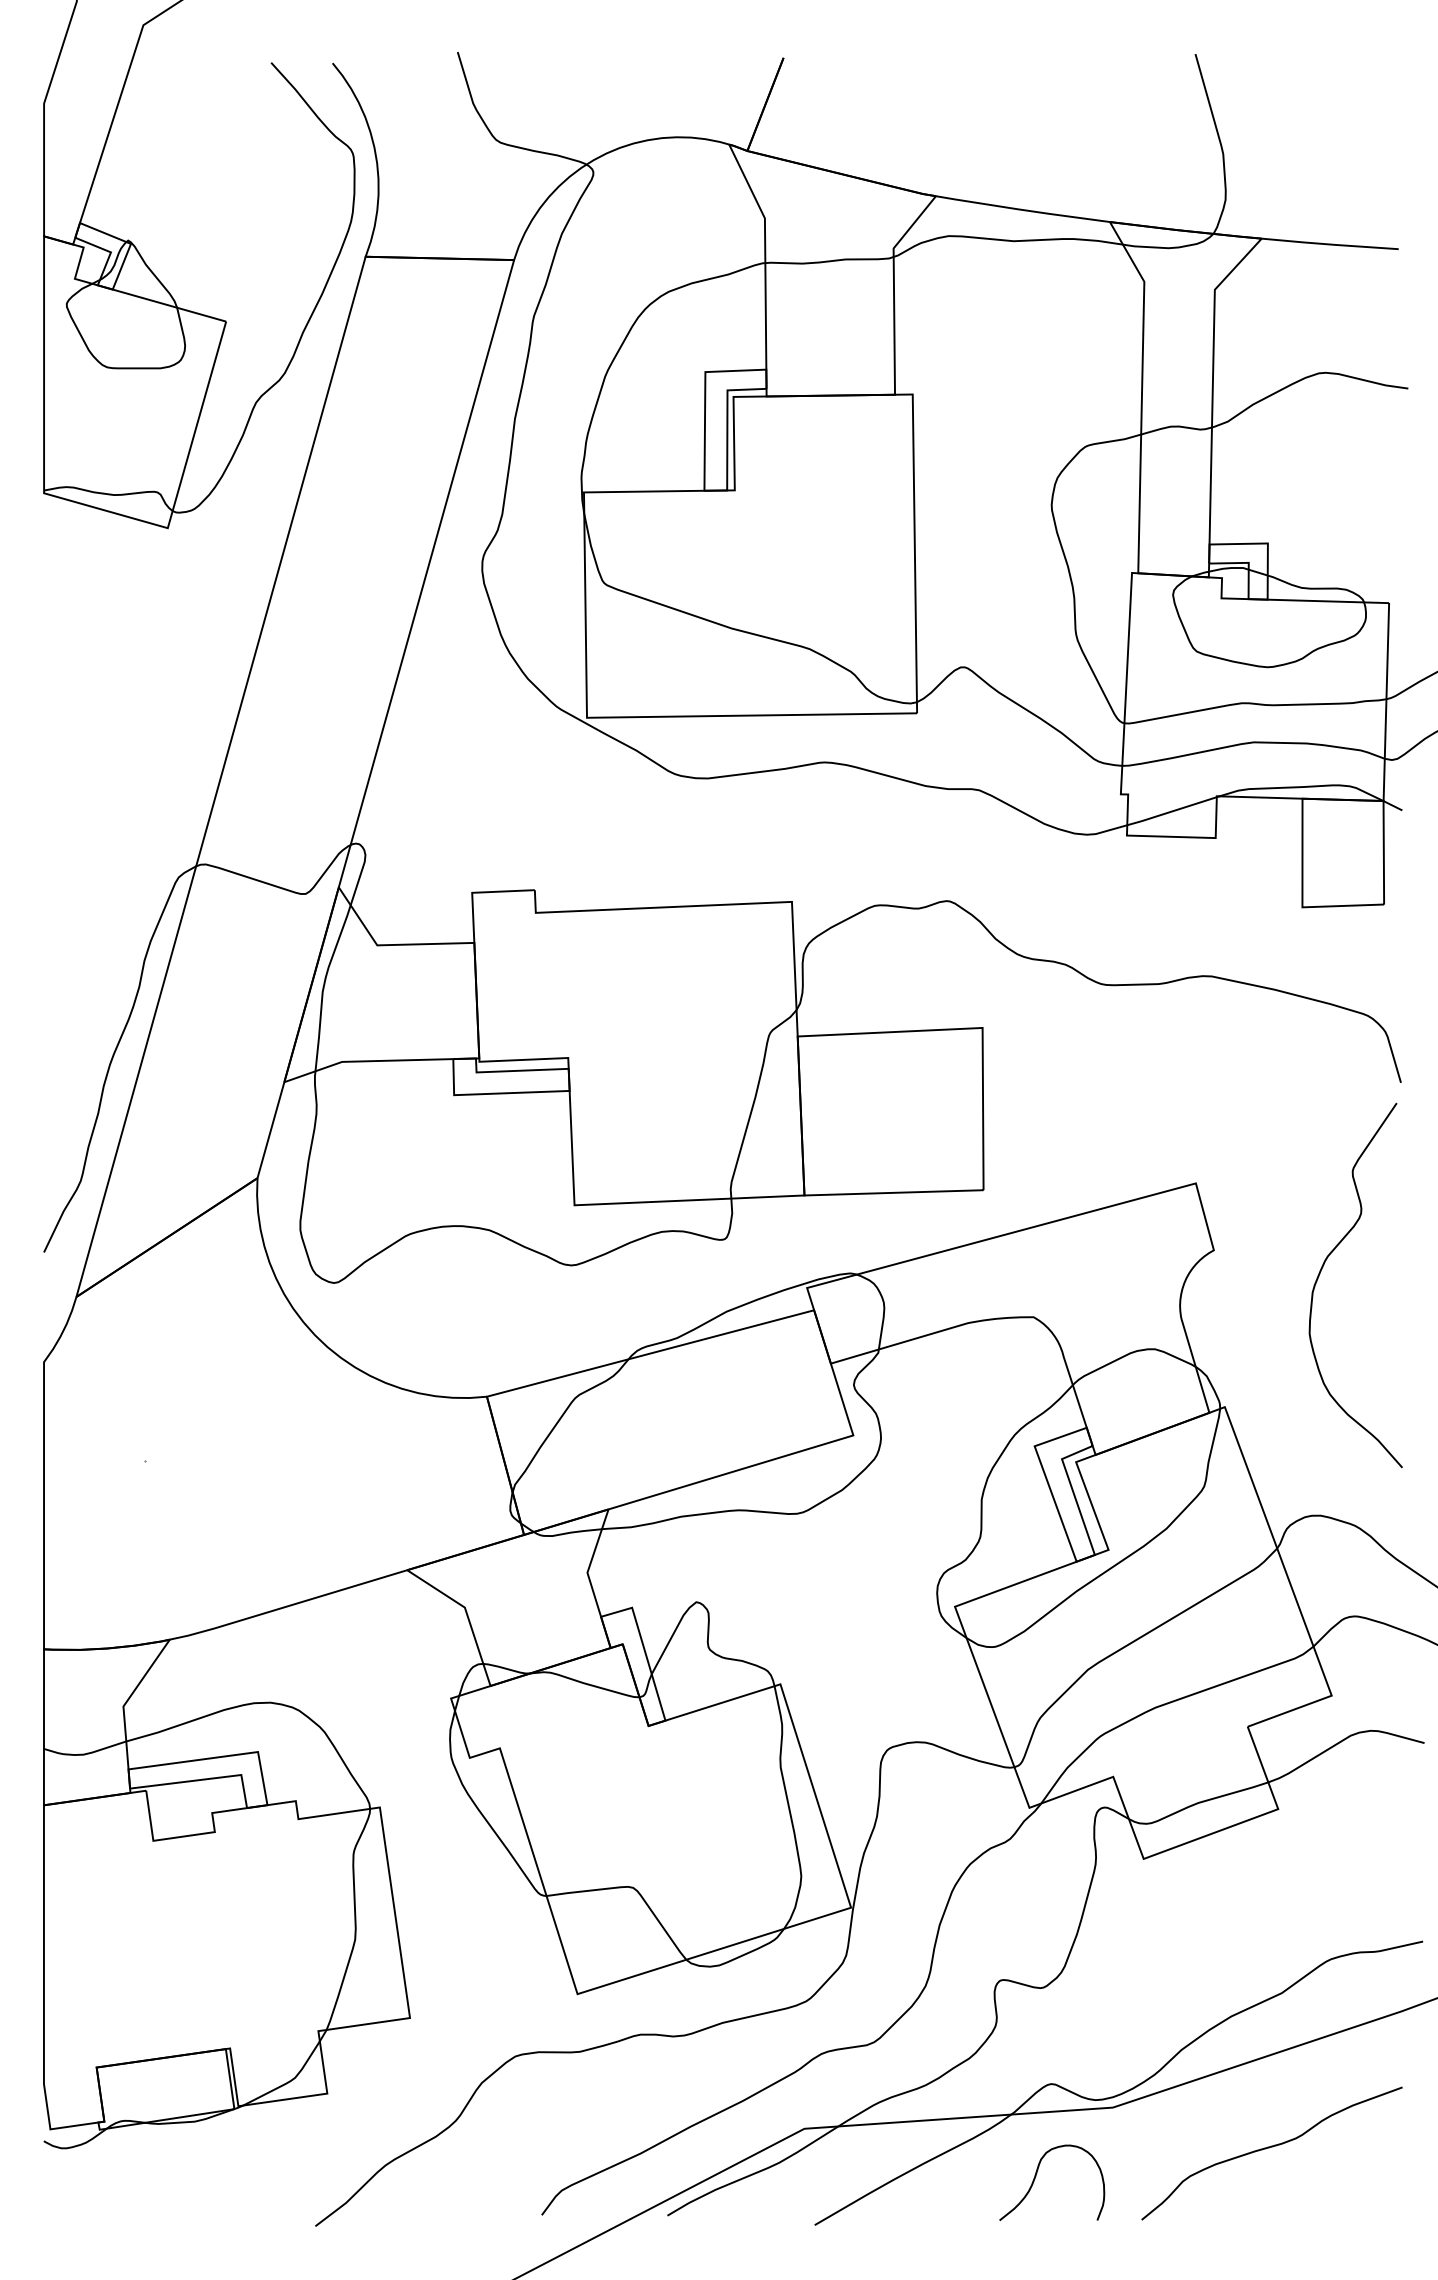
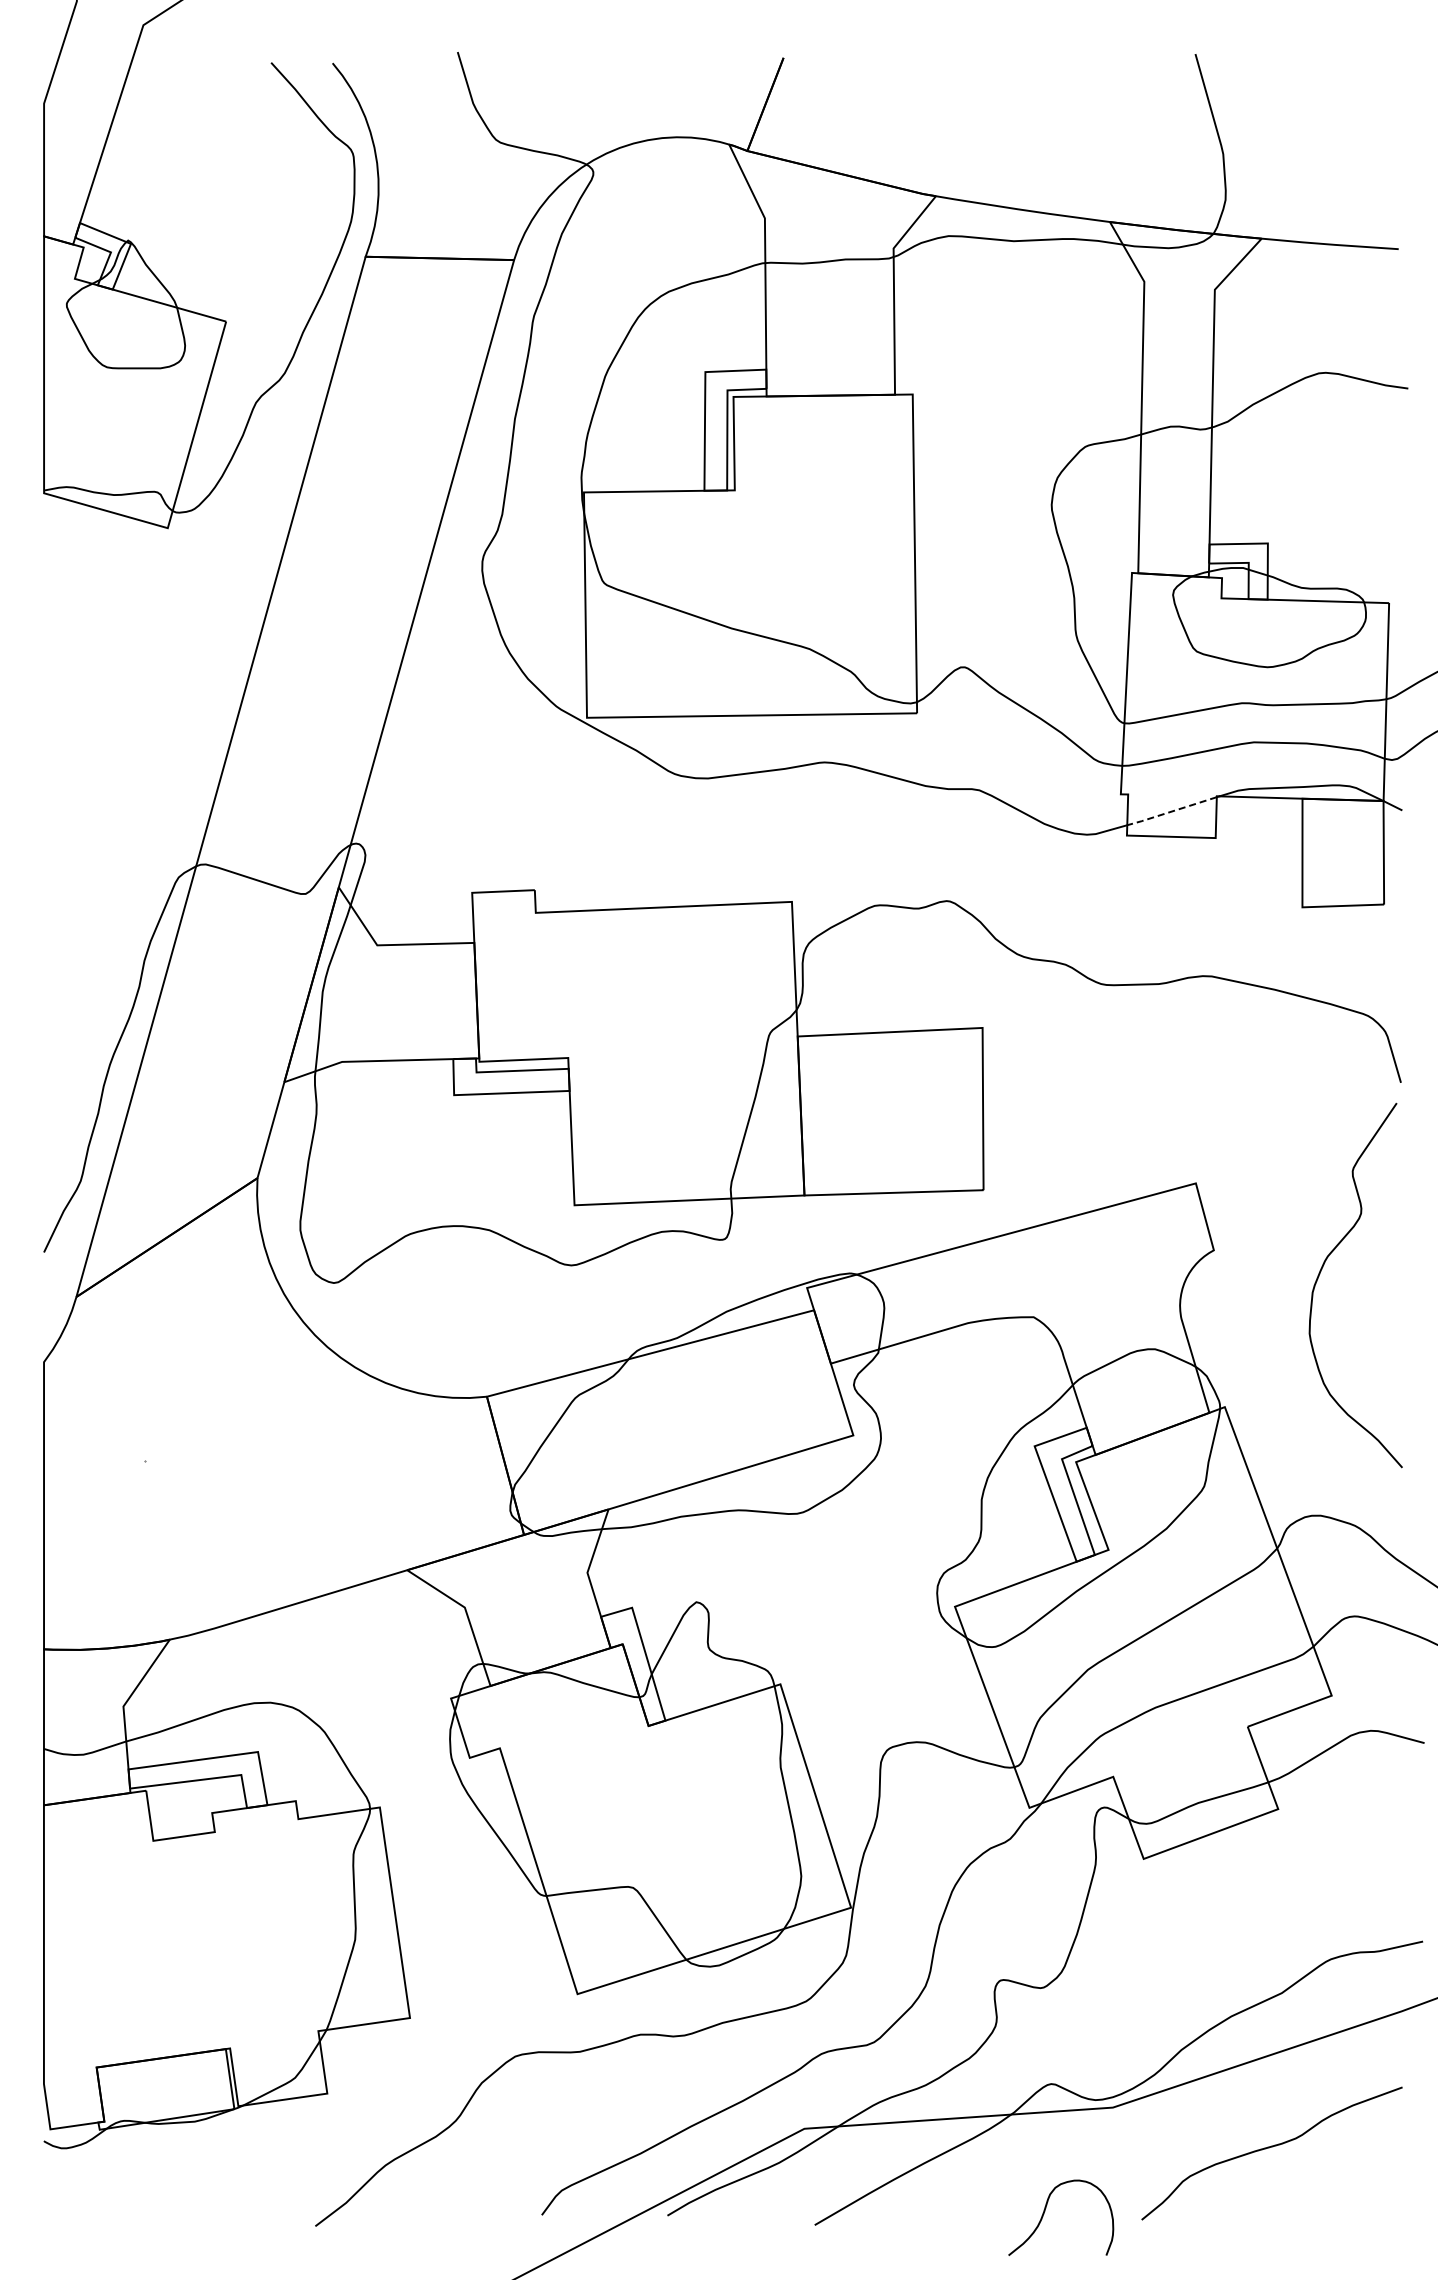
line: solid -> dashed (1171, 811)
curve position: (1036, 2176) -> (1045, 2211) (1045, 2211)
